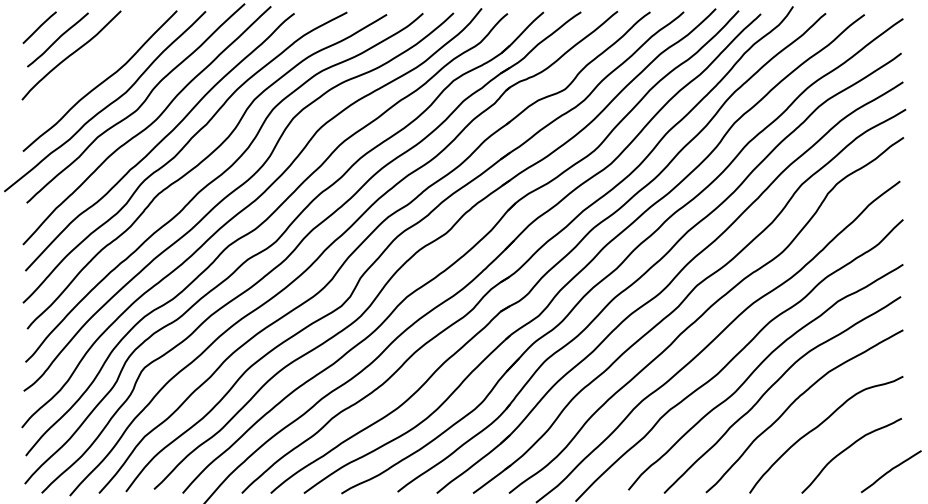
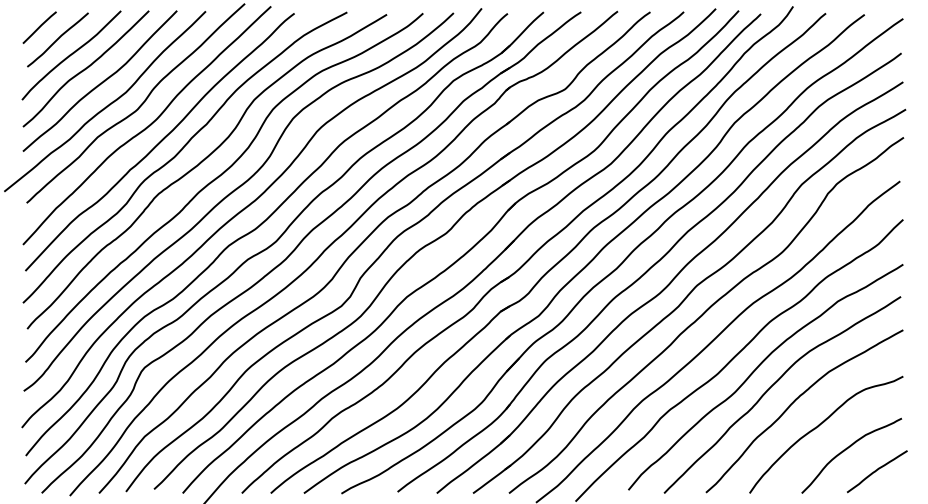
curve: none -> present (85, 68)
curve position: (891, 470) -> (877, 470) (877, 470)
